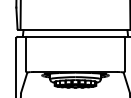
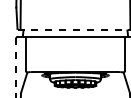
line: solid -> dashed (74, 29)
line: solid -> dashed (16, 67)
